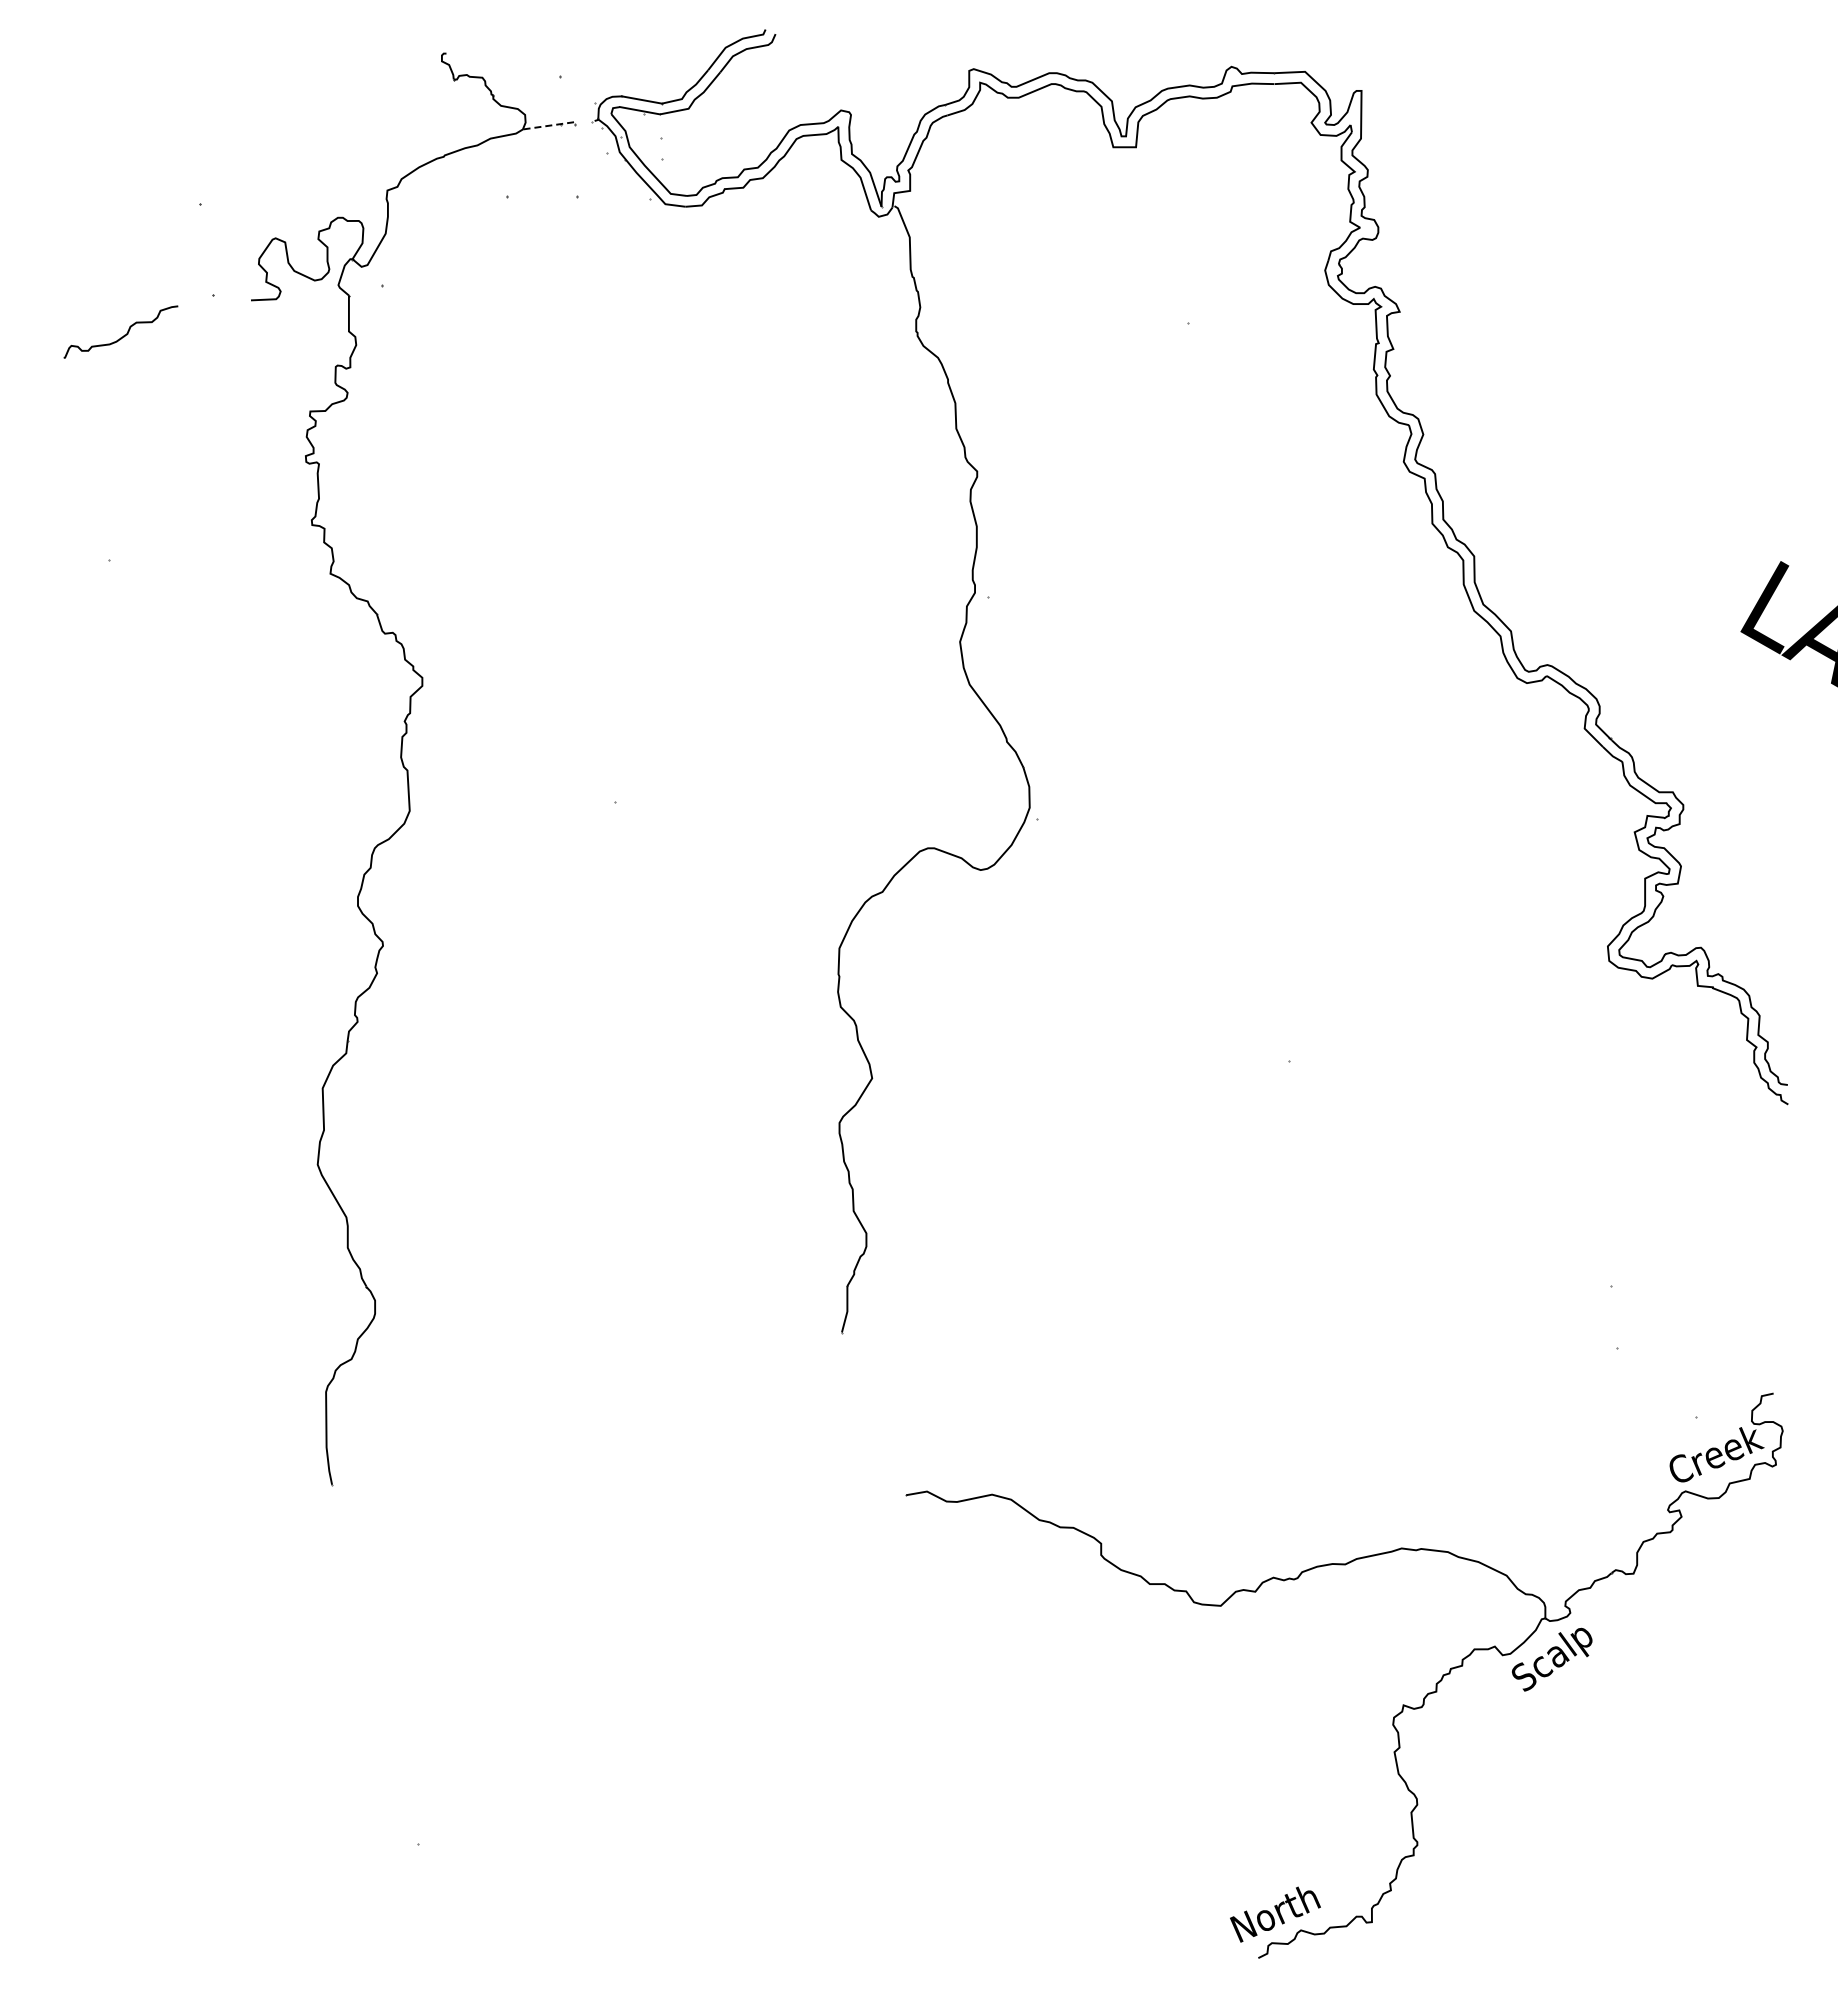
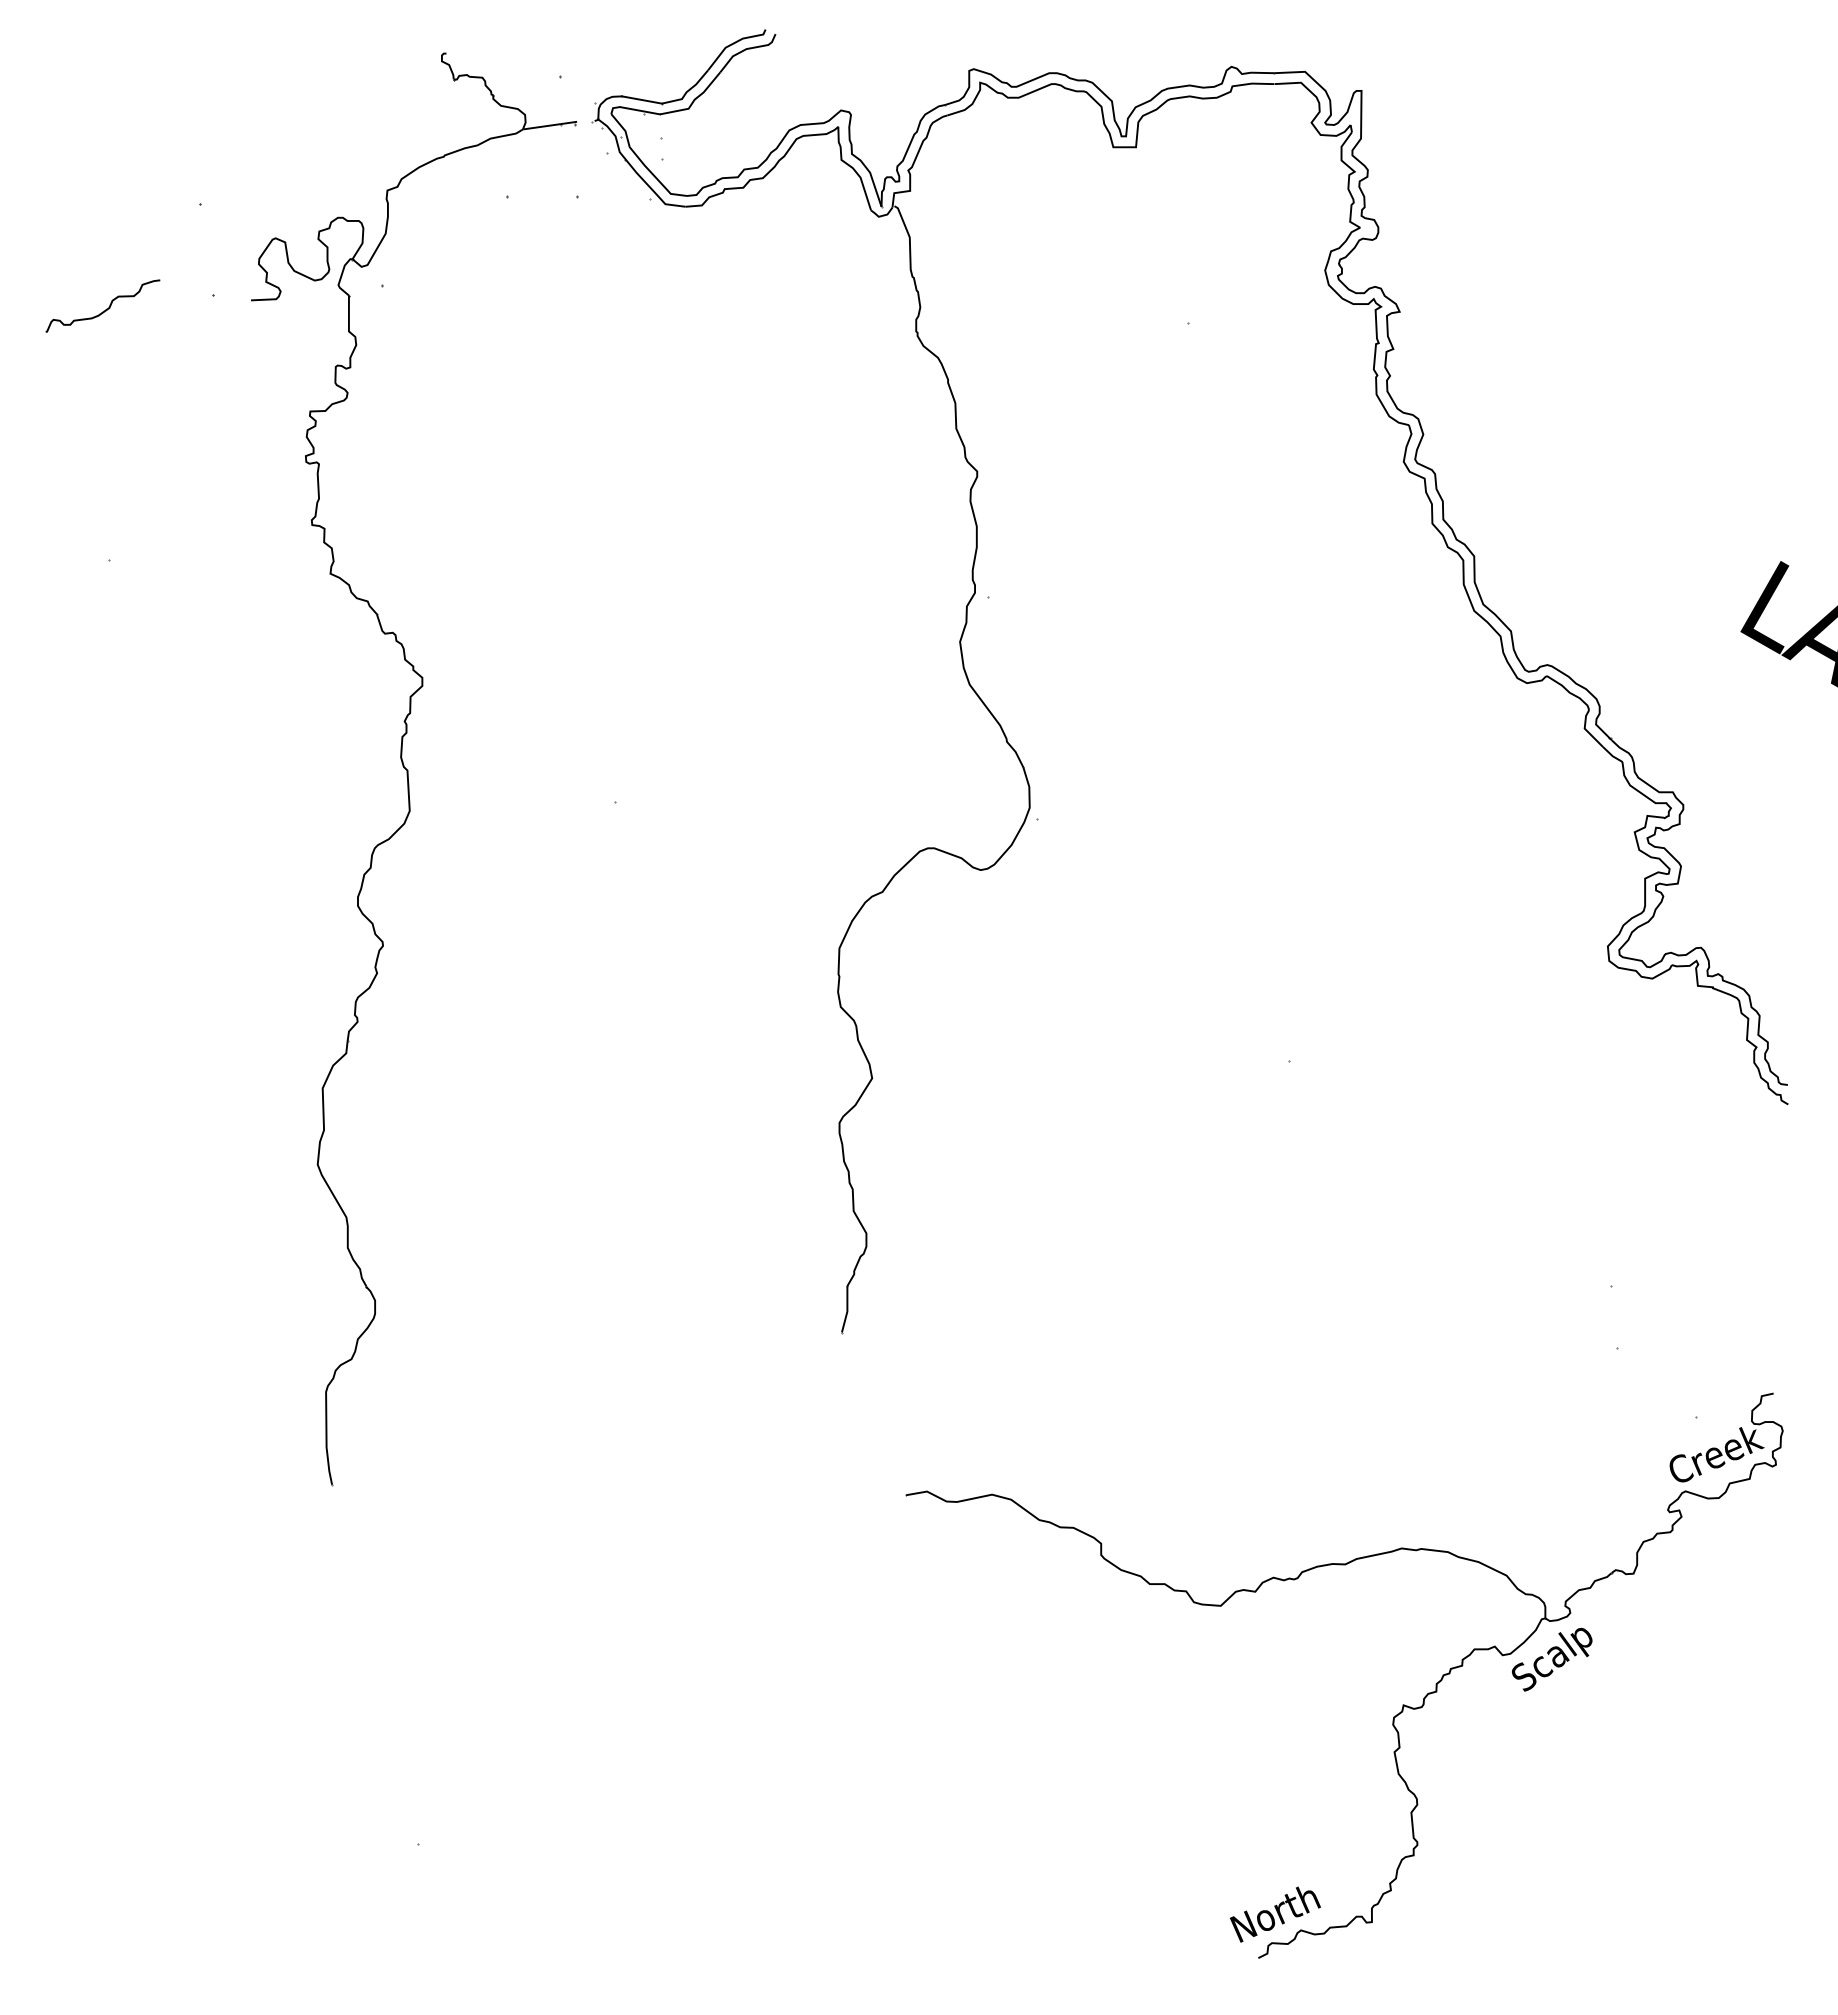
line: dashed -> solid (550, 125)
curve position: (124, 334) -> (106, 308) (106, 308)
